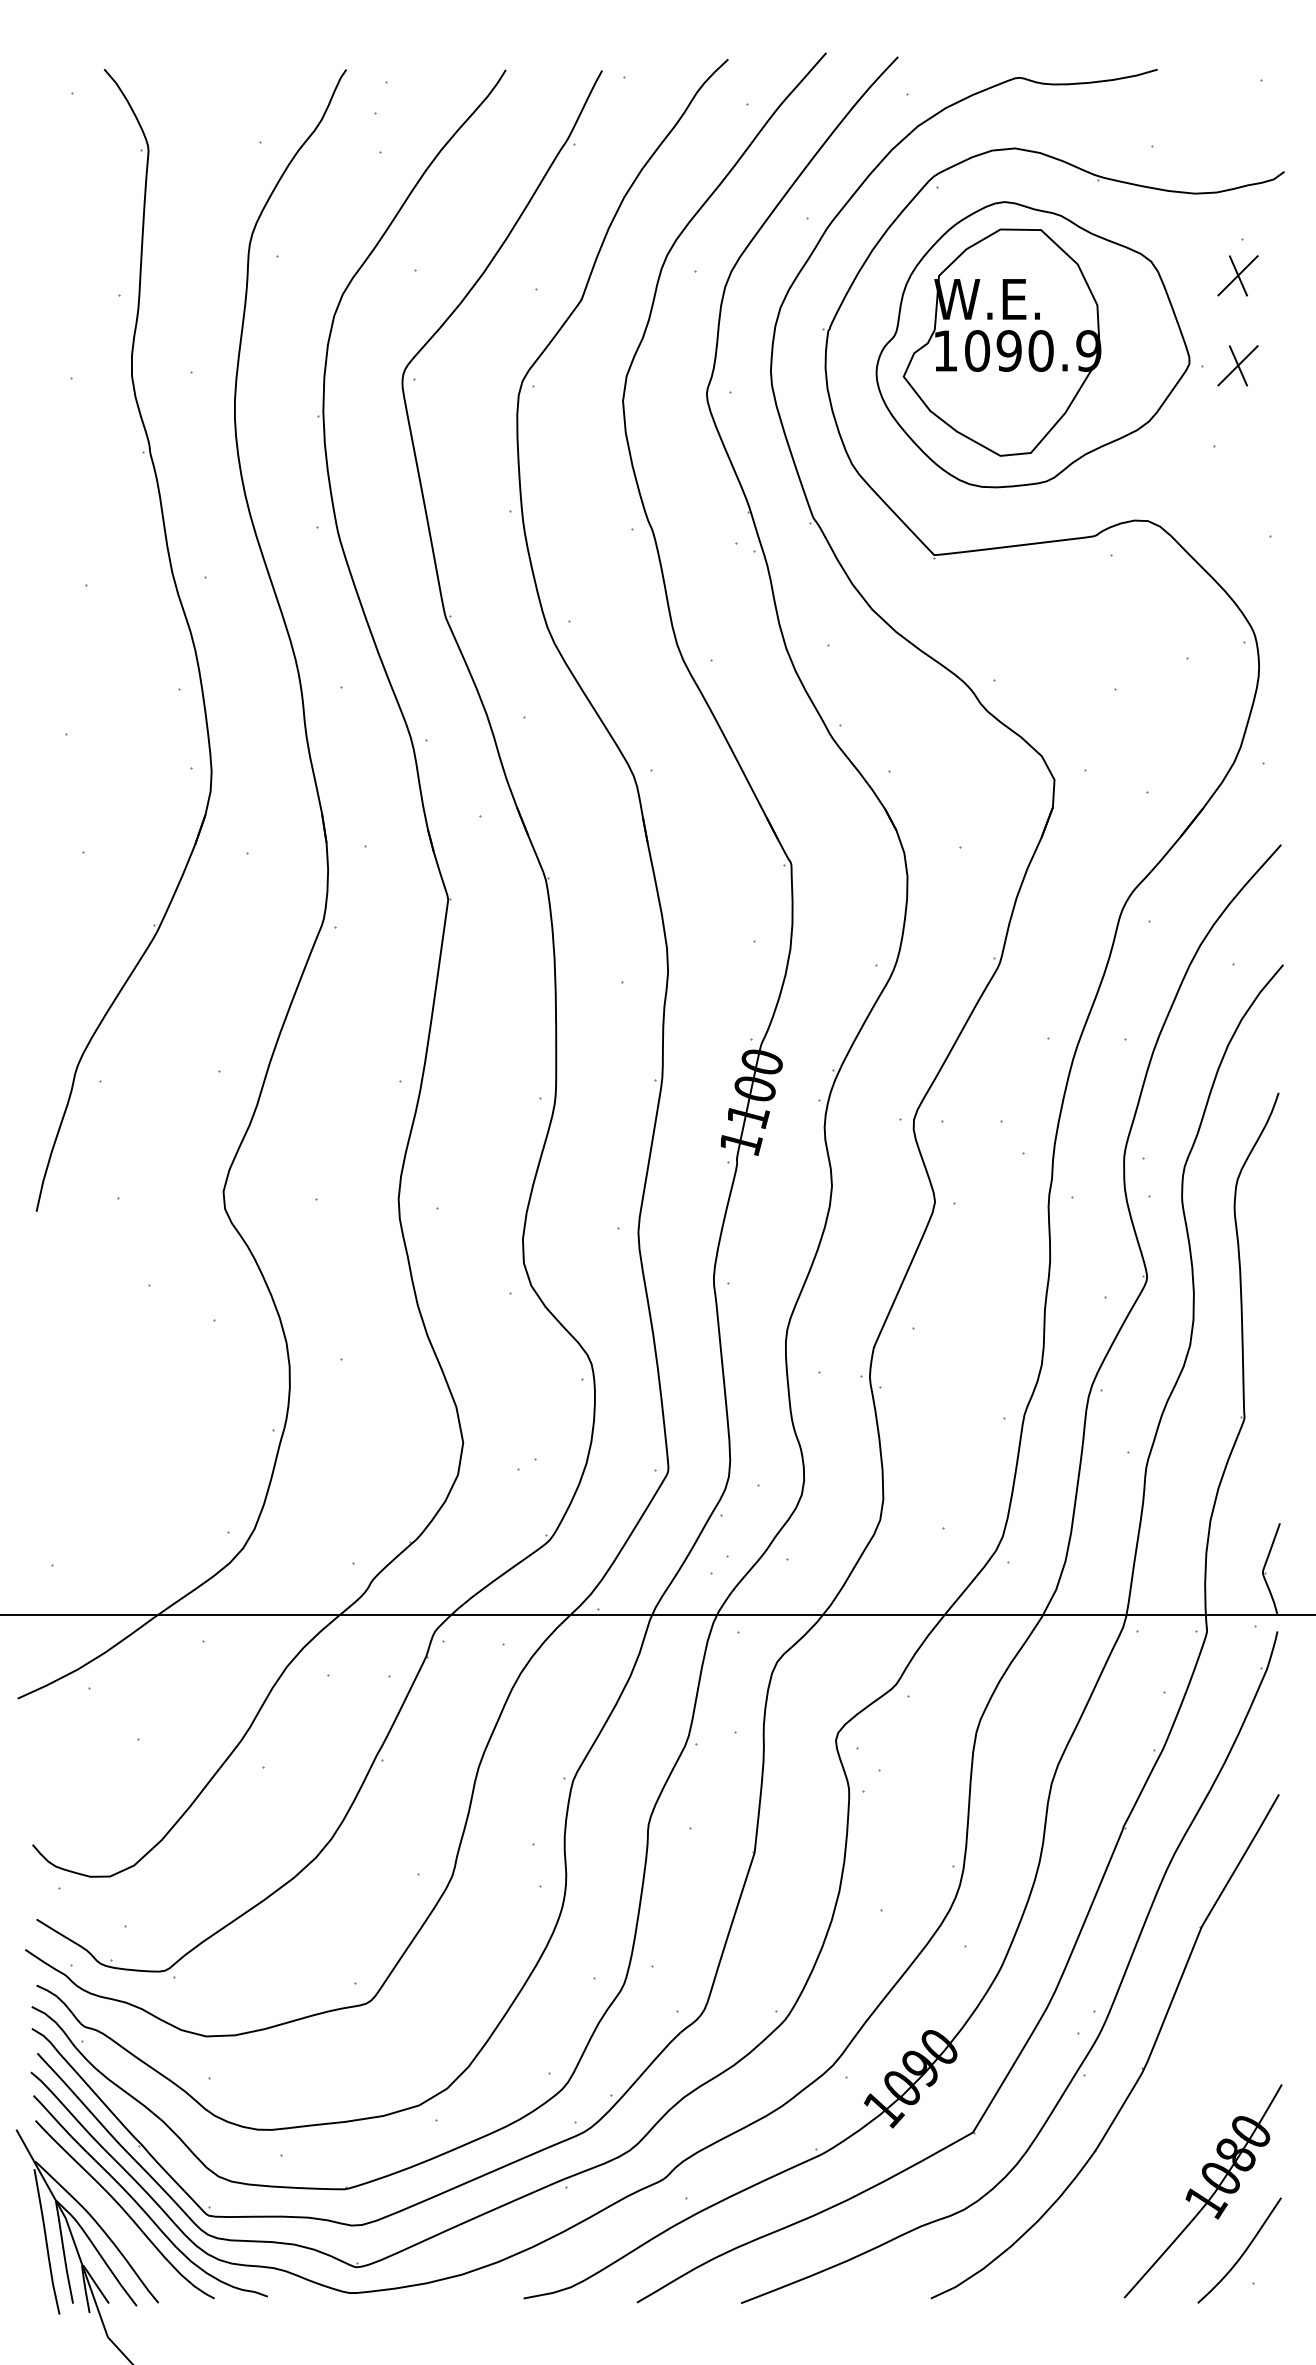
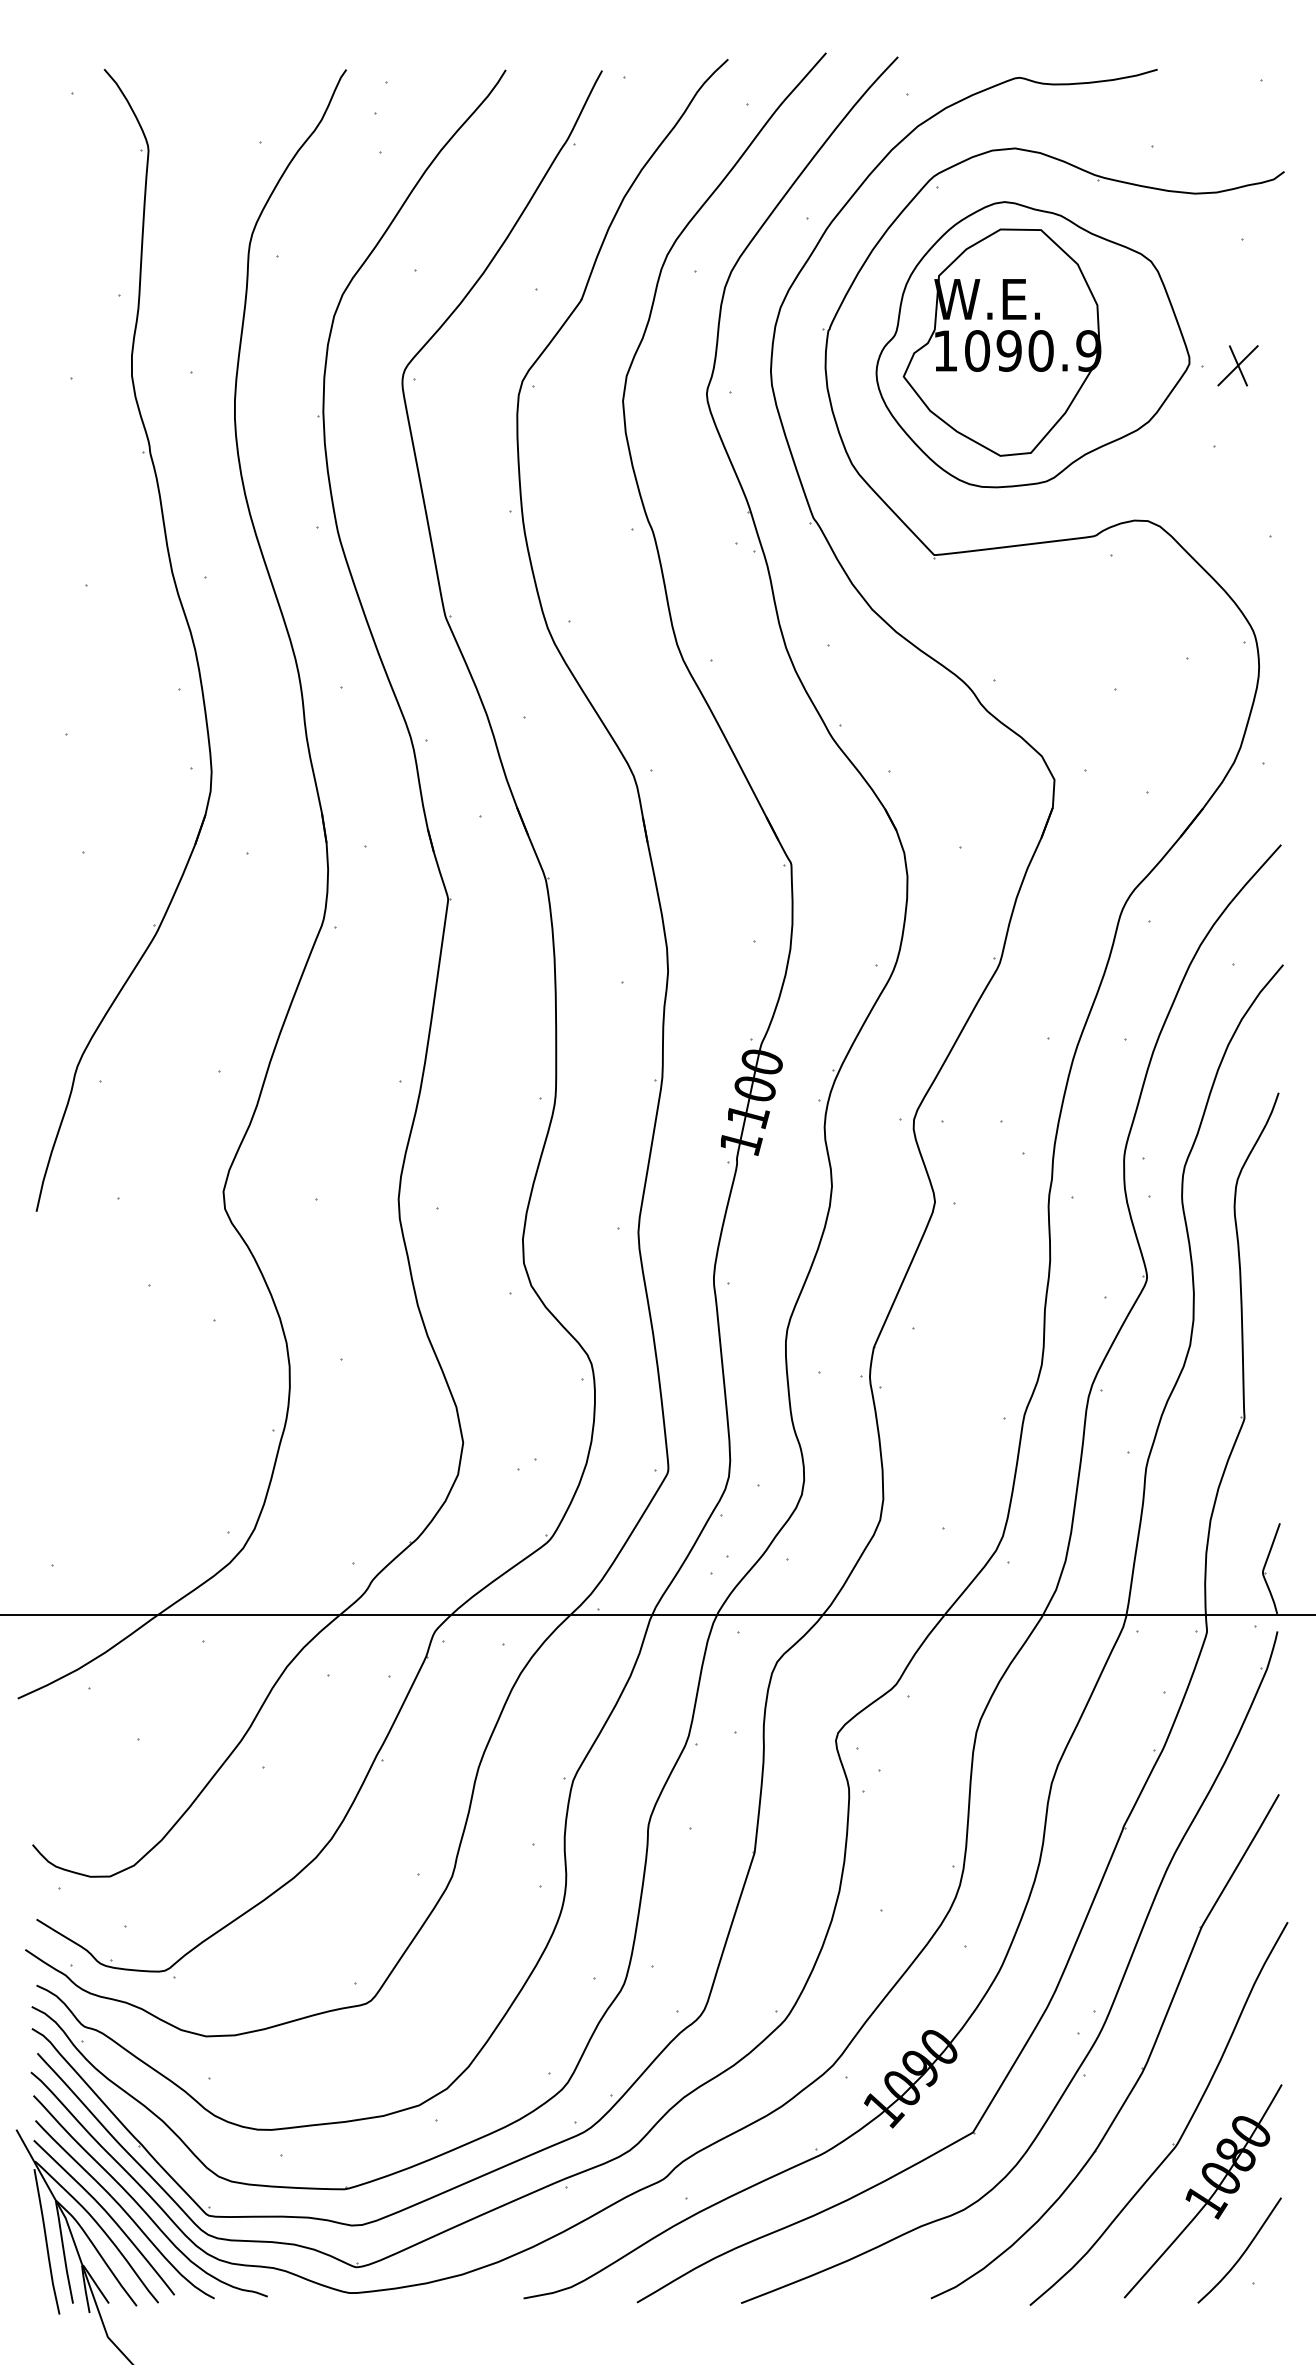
part: present -> none (1237, 275)
part: none -> present (1185, 2126)
curve: none -> present (107, 2214)
